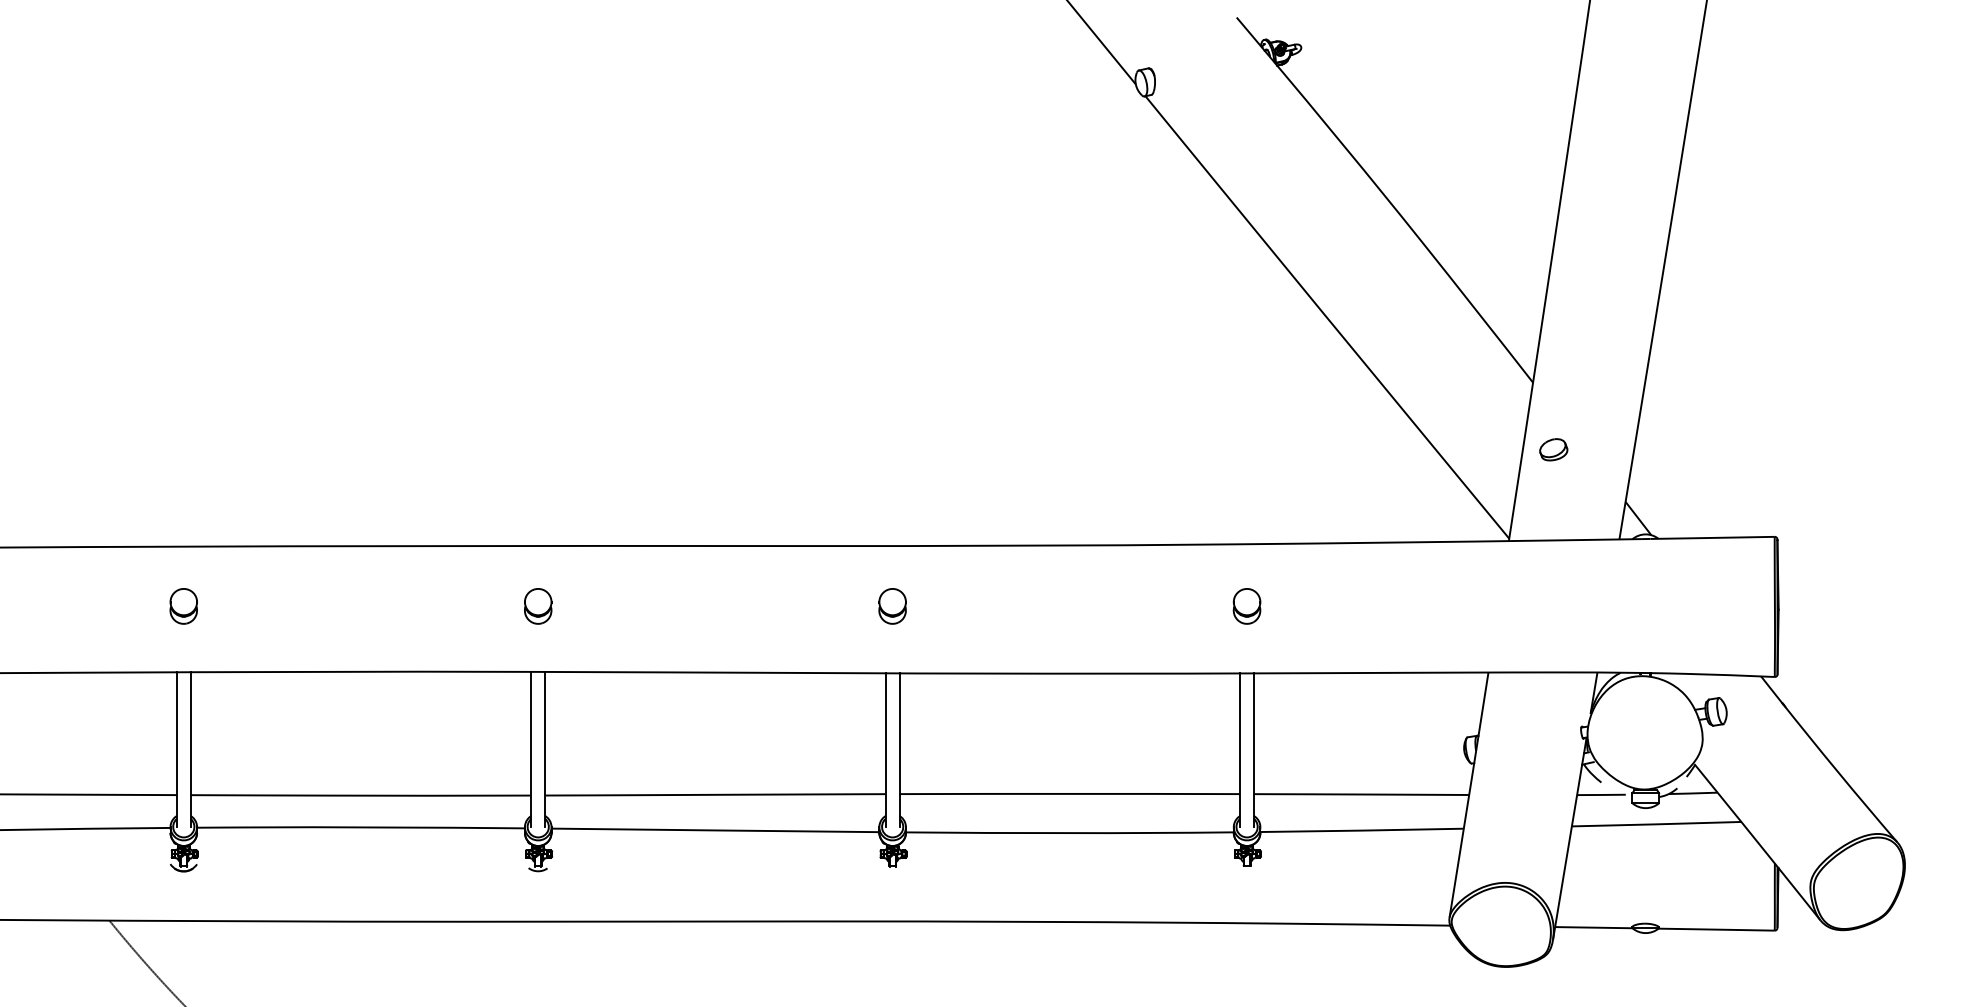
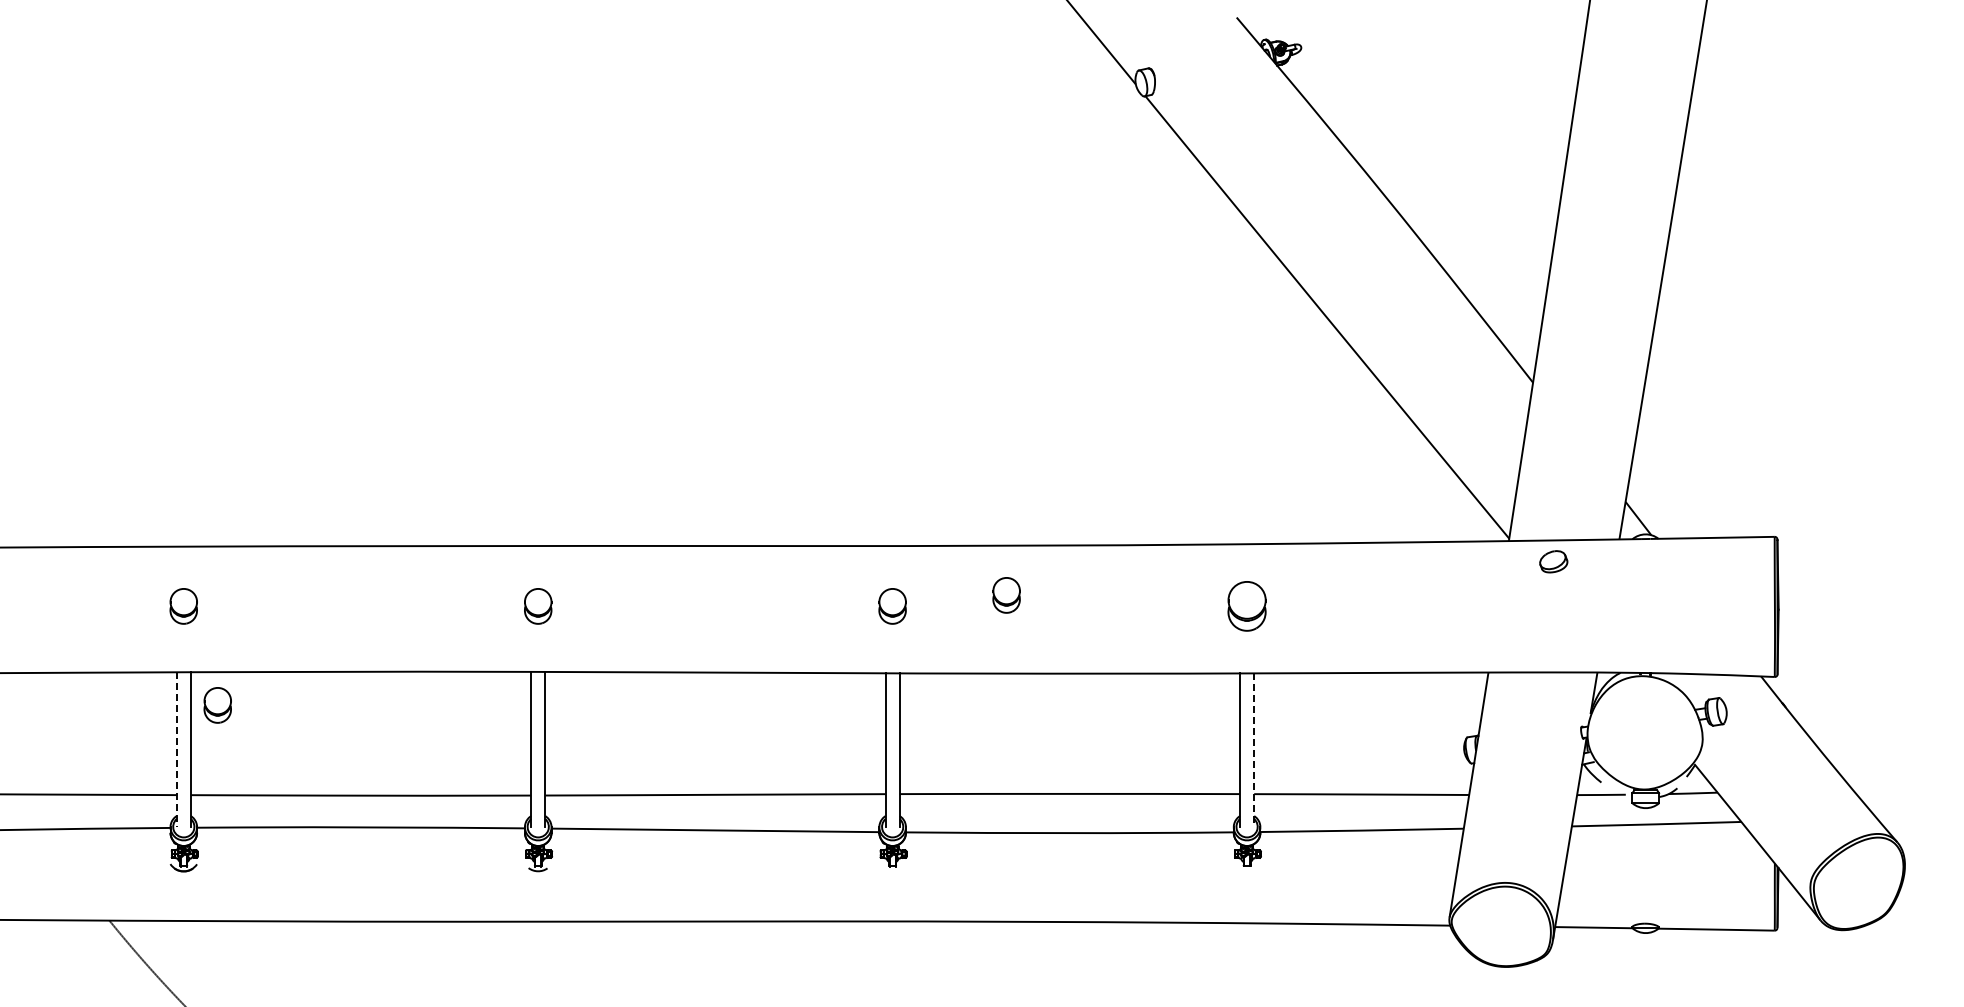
part position: (1553, 449) -> (1553, 561) (1553, 561)
part: none -> present (1006, 595)
part size: 30x37 px -> 40x51 px (1246, 606)
part: none -> present (217, 705)
line: solid -> dashed (176, 750)
line: solid -> dashed (1254, 750)
